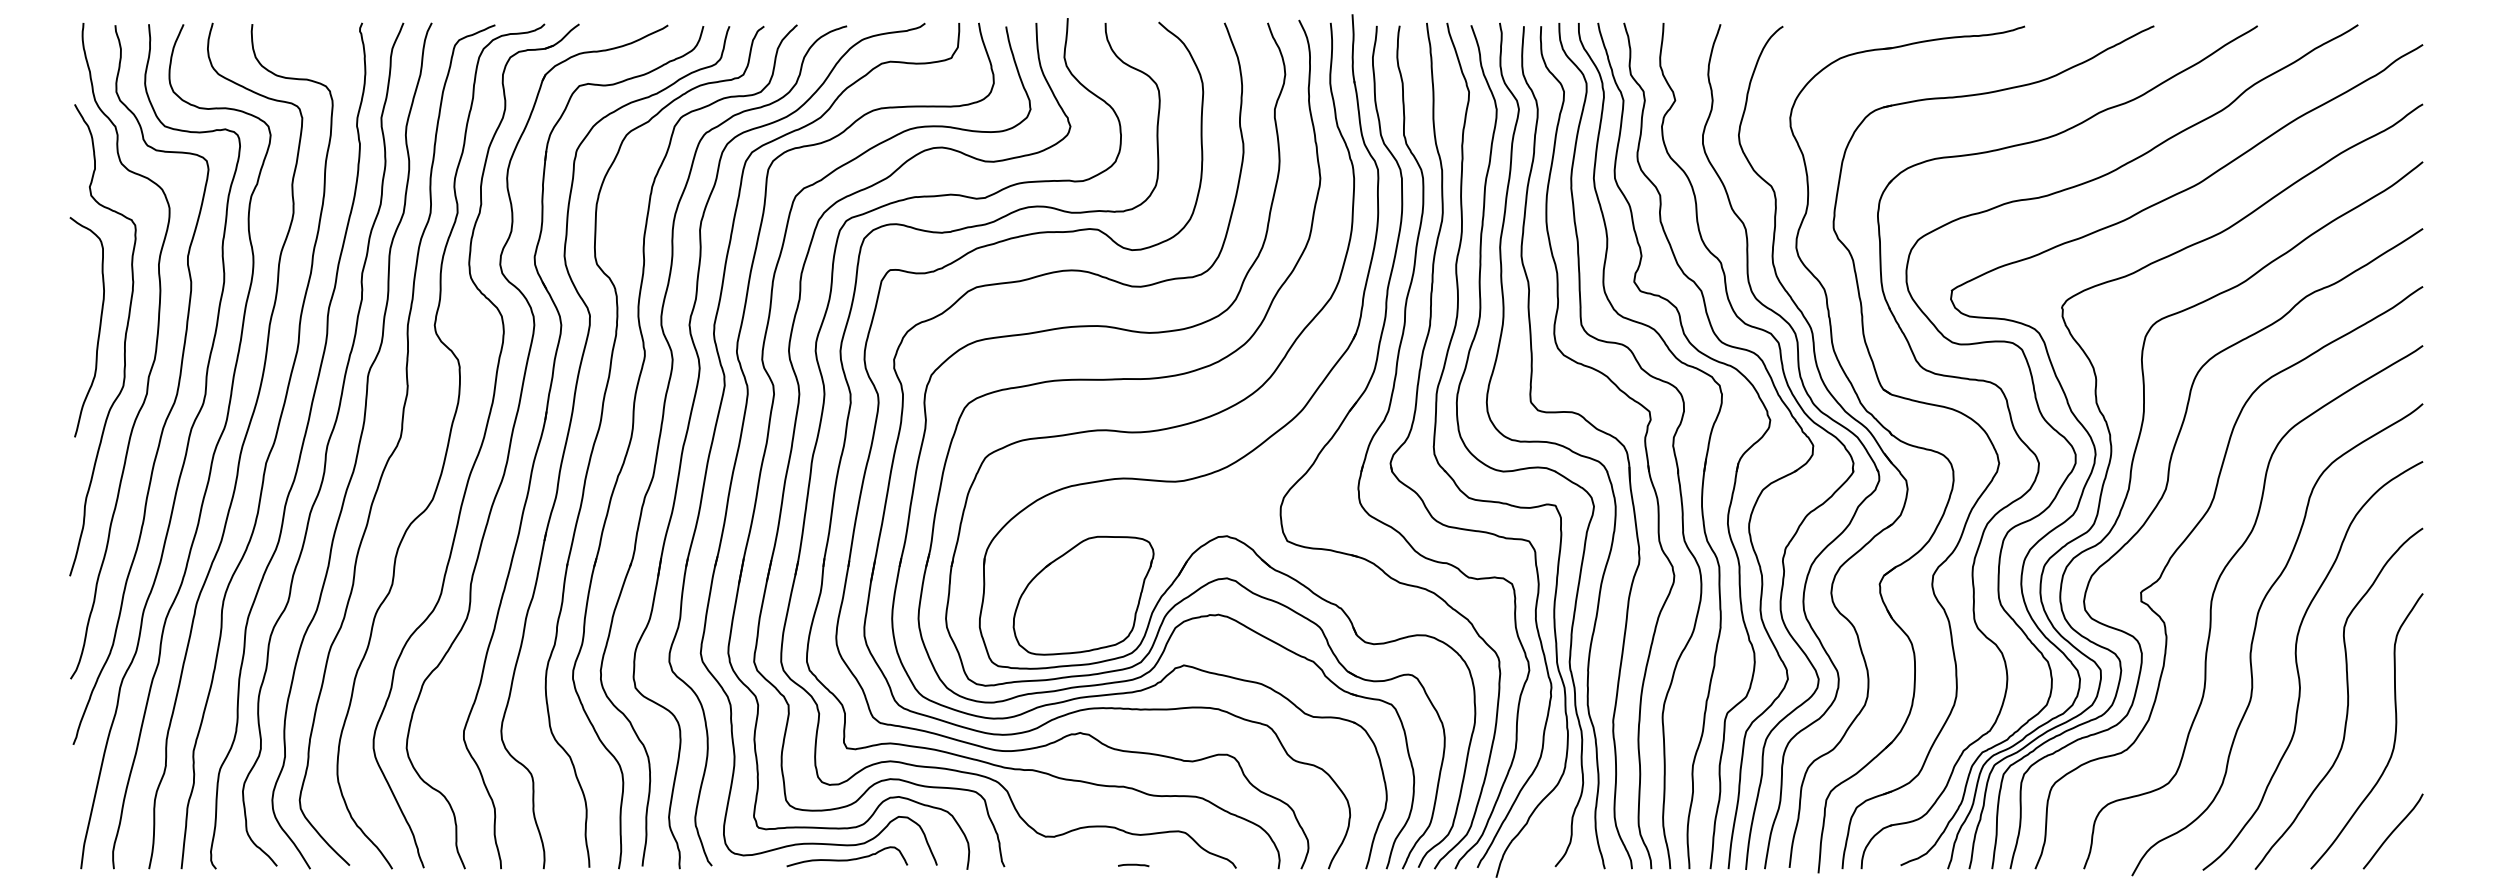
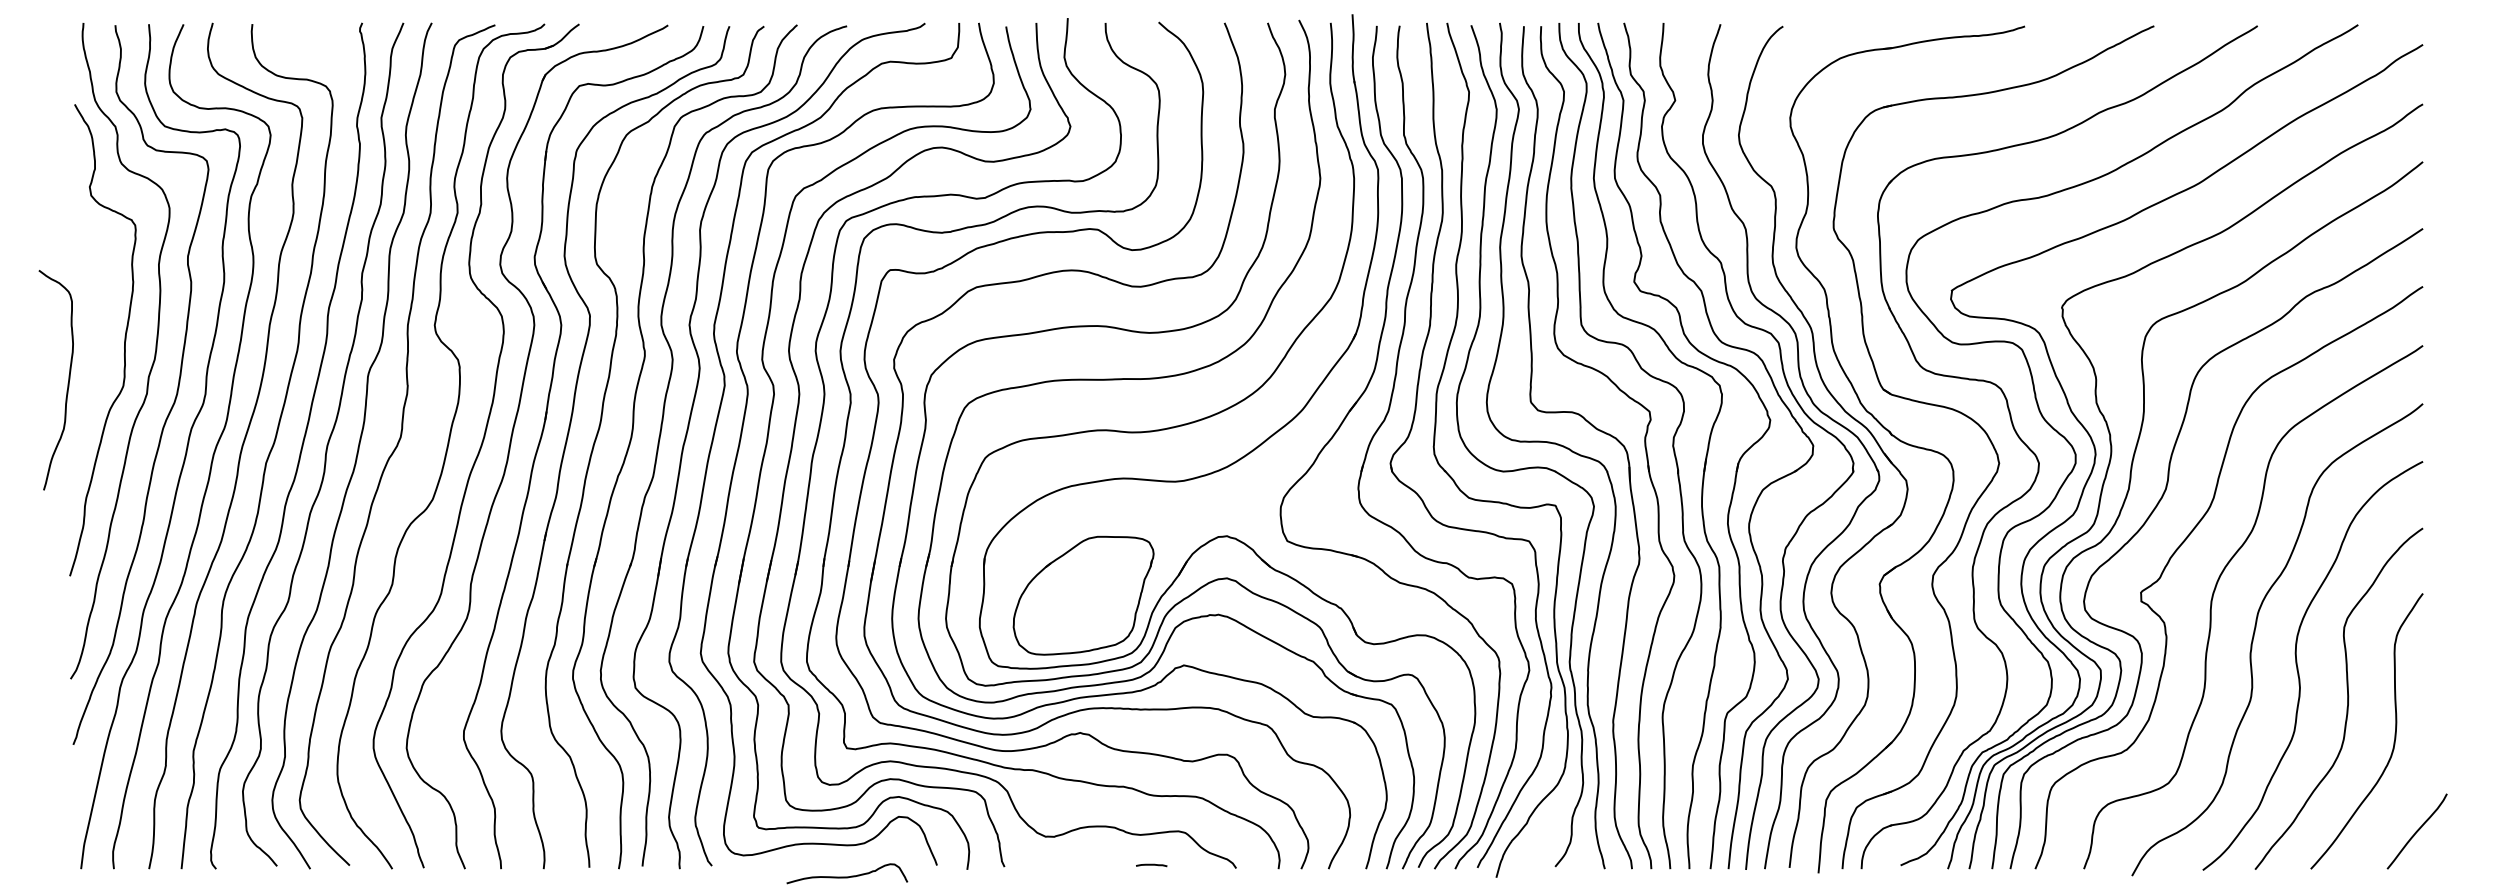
curve position: (98, 330) -> (67, 383) (67, 383)
curve position: (2392, 831) -> (2416, 831) (2416, 831)
curve position: (847, 859) -> (847, 876) (847, 876)
curve position: (1133, 865) -> (1151, 865) (1151, 865)
